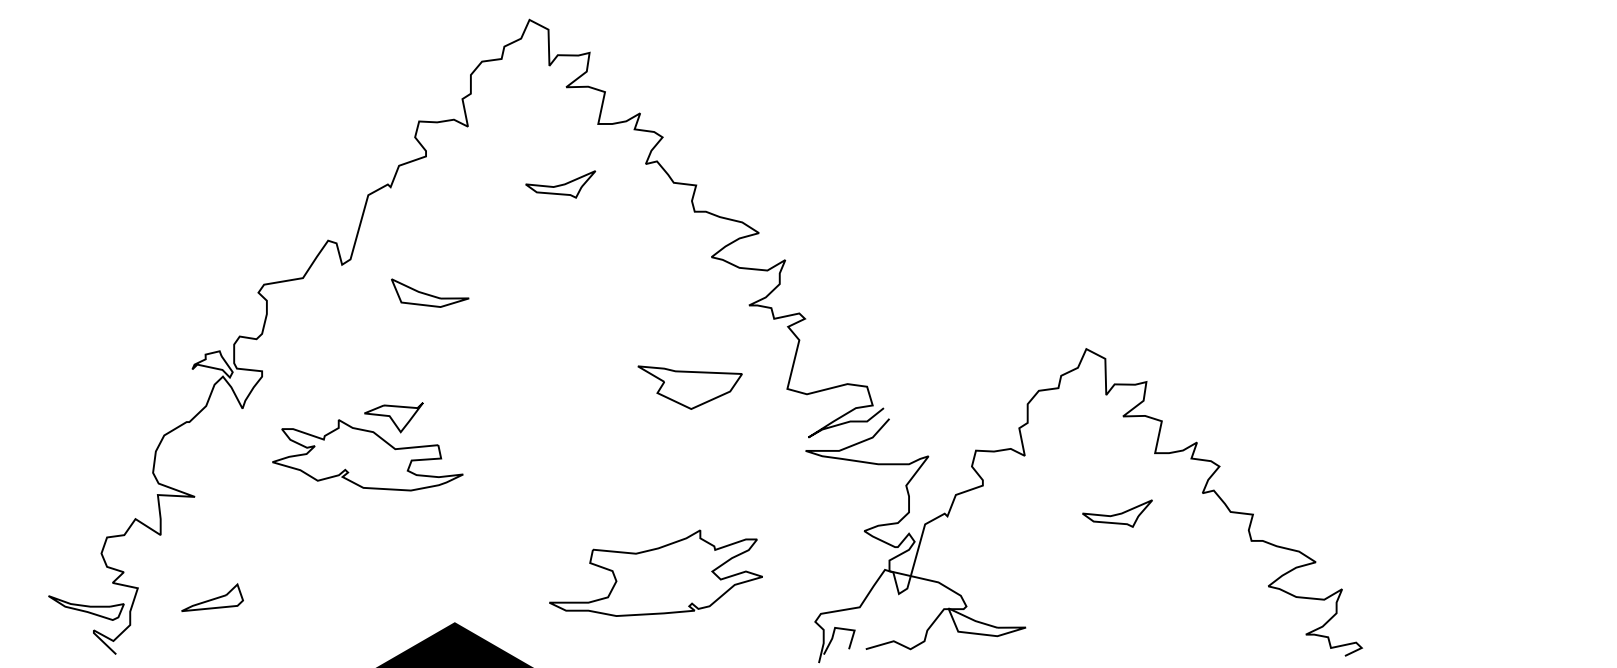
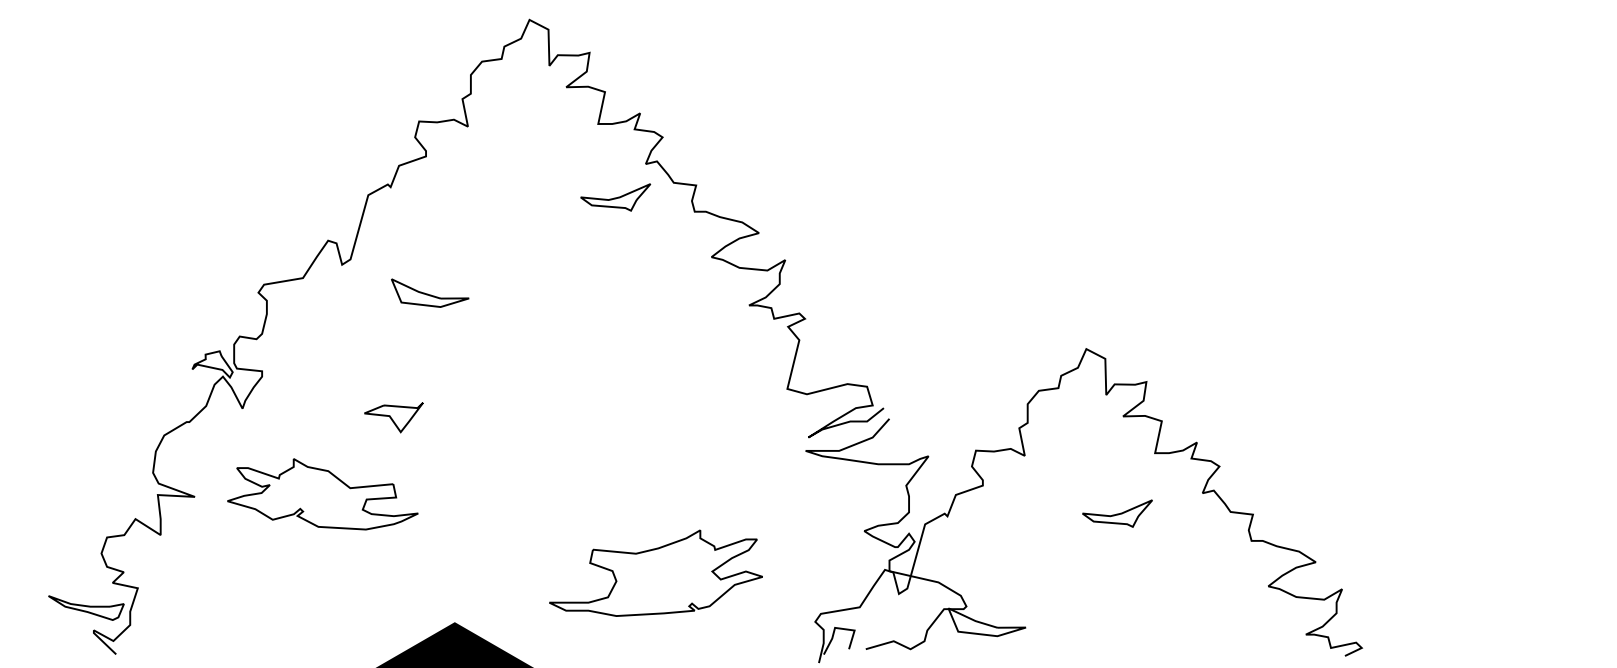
part position: (560, 184) -> (615, 197) (615, 197)
part: present -> none (689, 387)
part position: (367, 455) -> (322, 494) (322, 494)
part: present -> none (212, 597)
